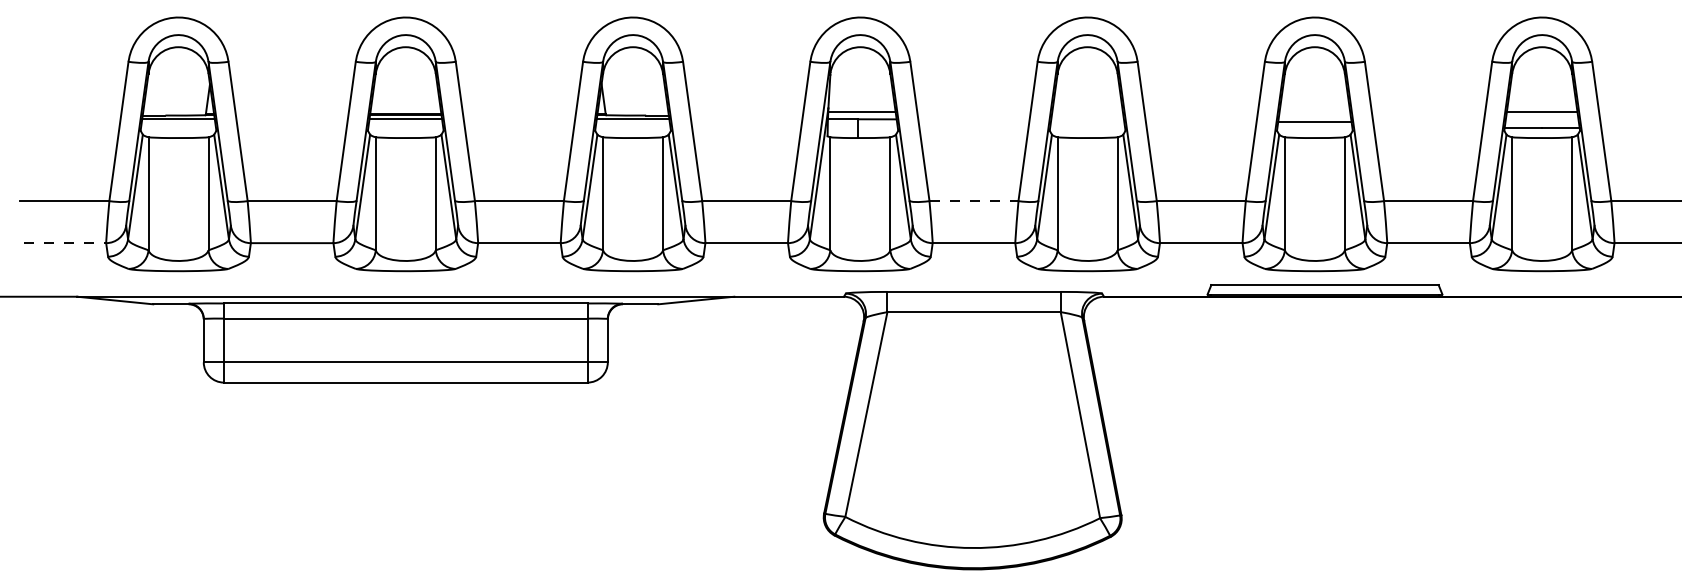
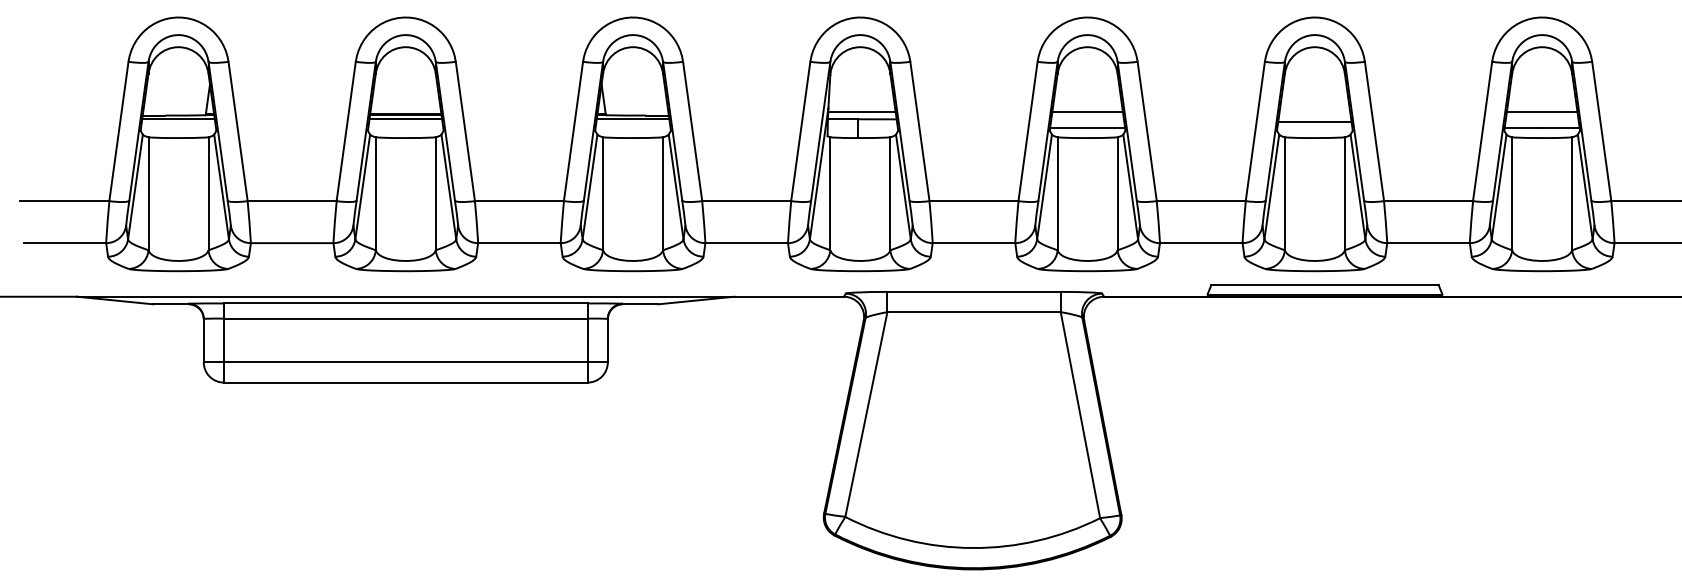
line: none -> present (1087, 111)
line: none -> present (1087, 127)
line: dashed -> solid (974, 201)
line: dashed -> solid (65, 243)
